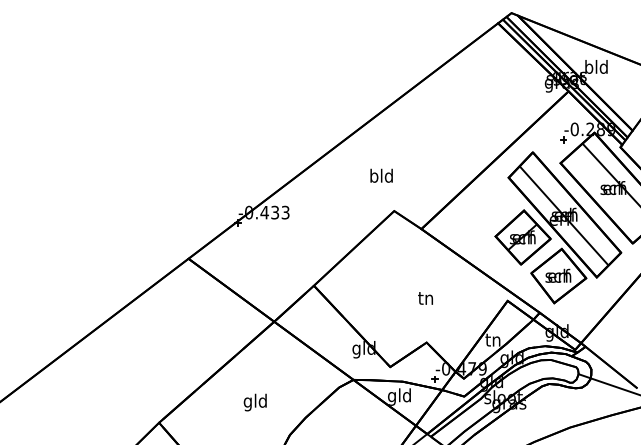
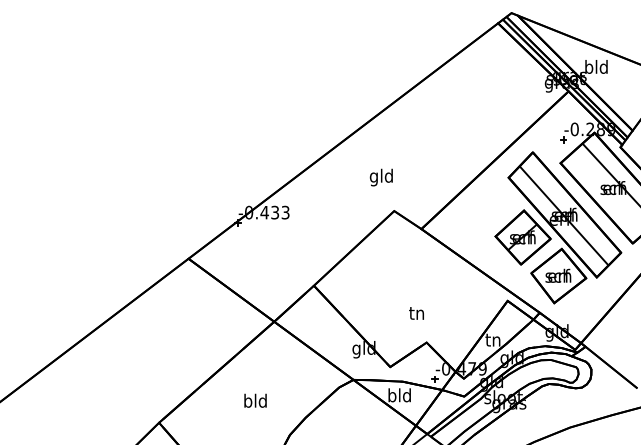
text: bld -> gld (373, 177)
text position: (425, 298) -> (416, 313) (416, 313)
line: present -> none (607, 384)
text: gld -> bld (392, 396)
text: gld -> bld (247, 402)
